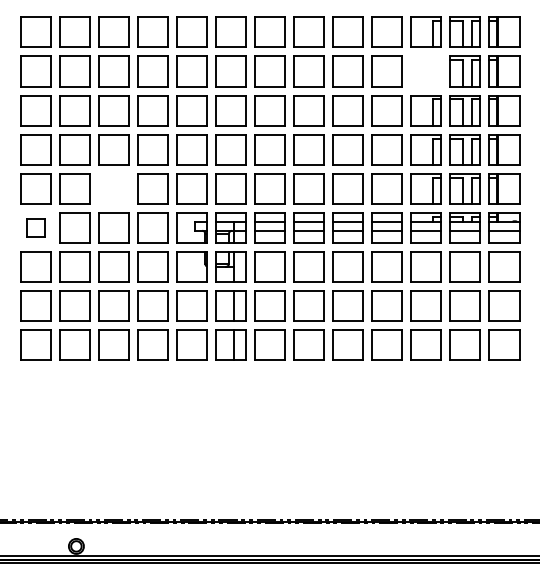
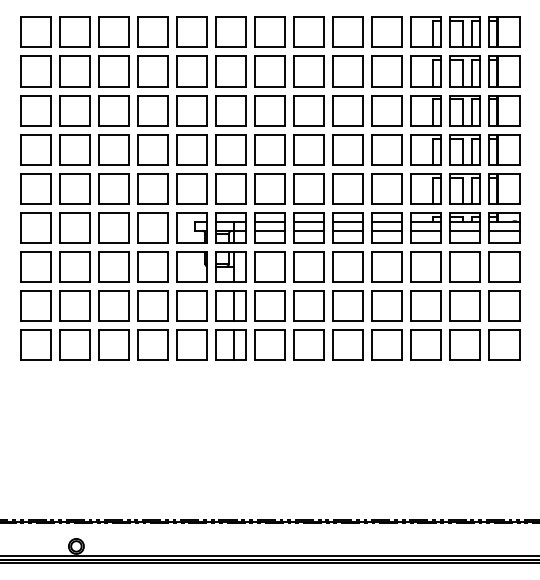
part: none -> present (425, 71)
part: none -> present (113, 188)
part size: 20x20 px -> 32x32 px (35, 227)
